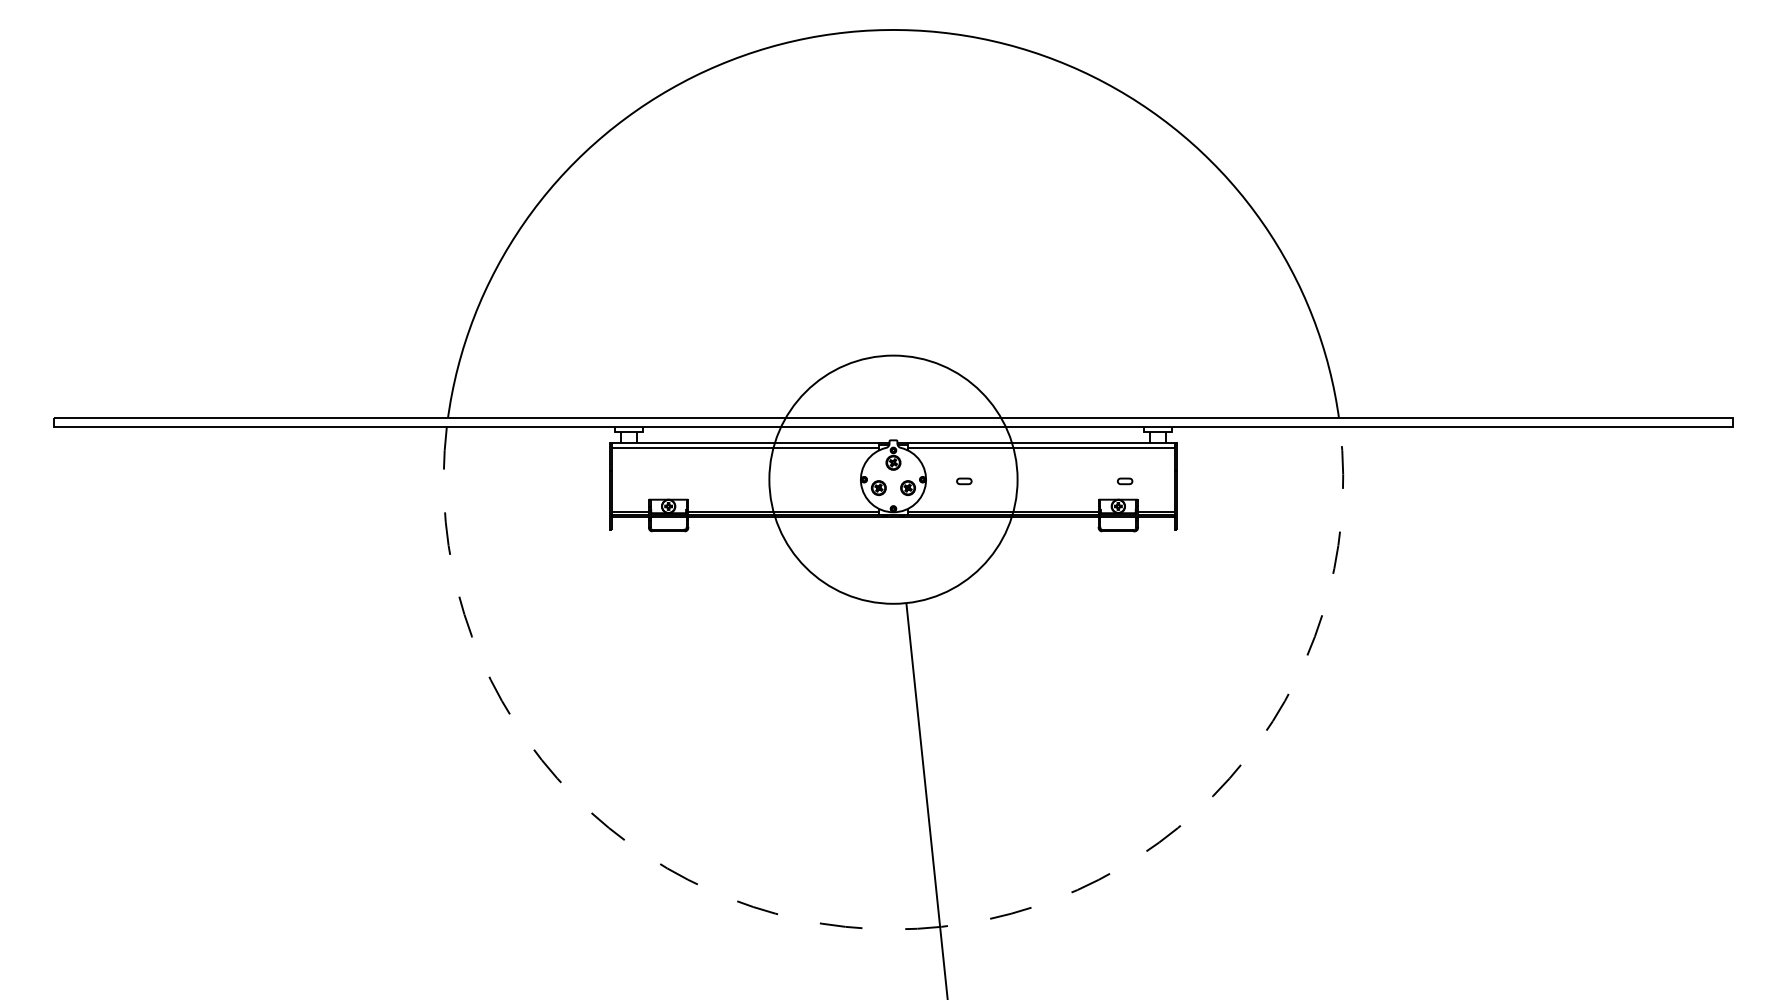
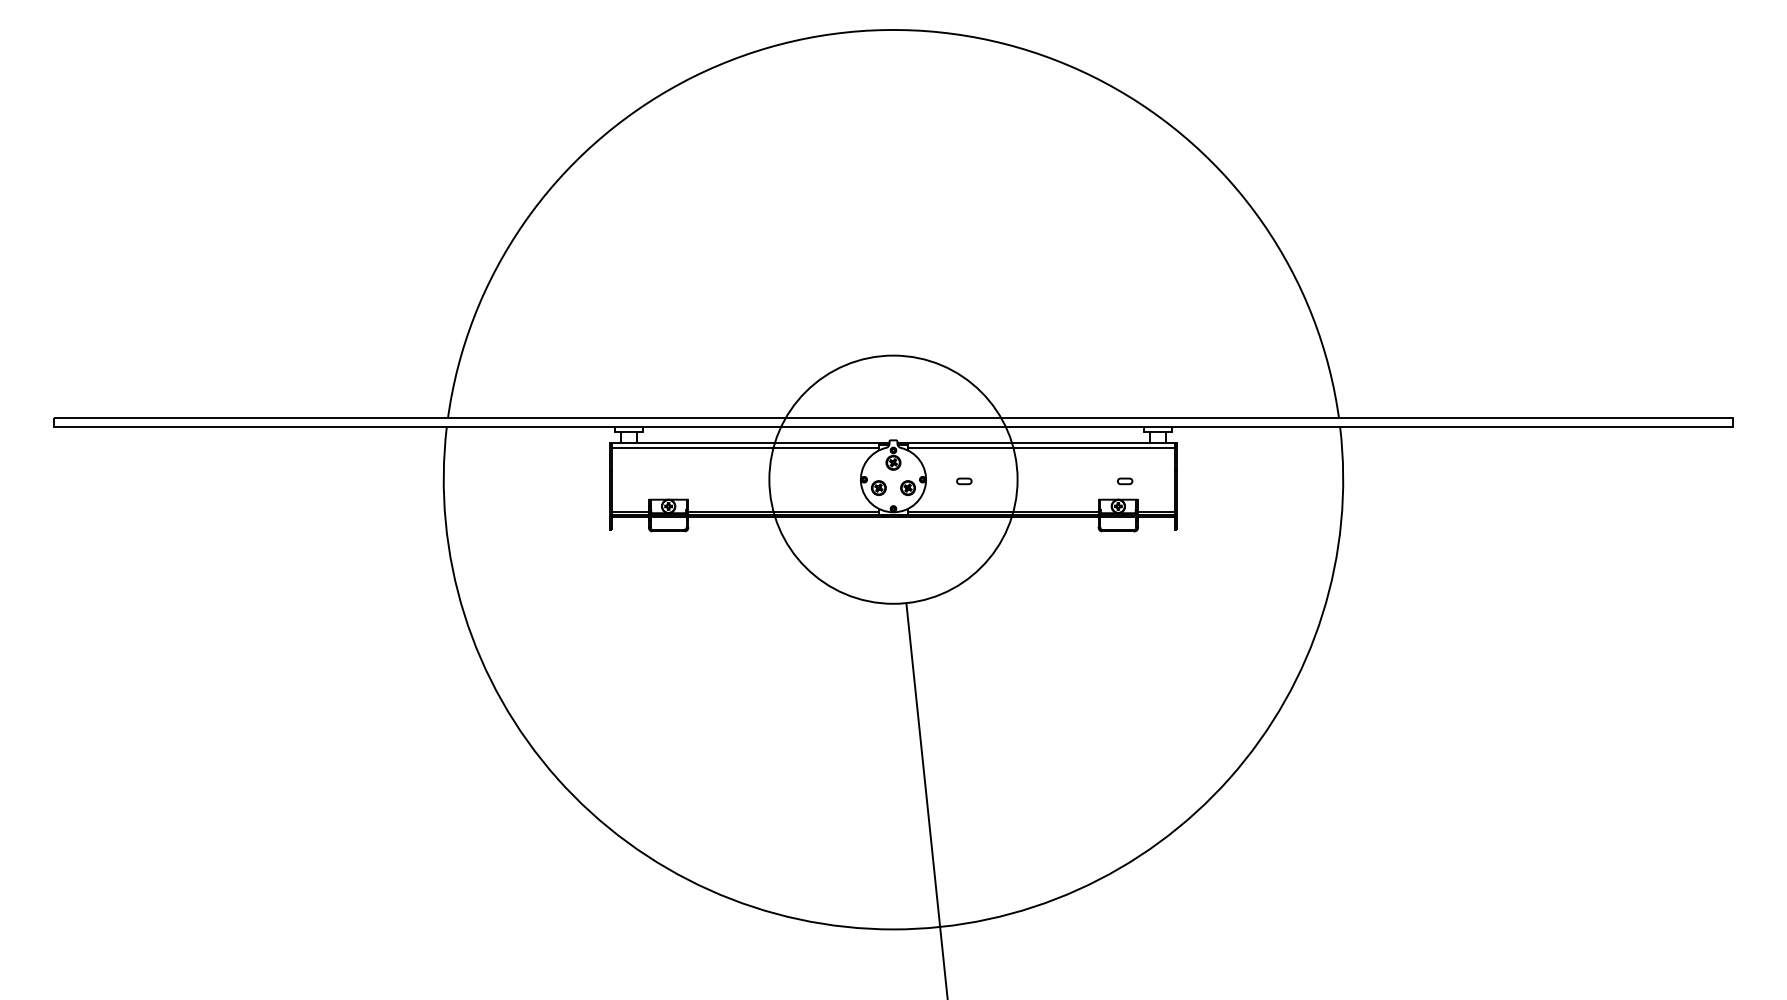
line: dashed -> solid (893, 929)
